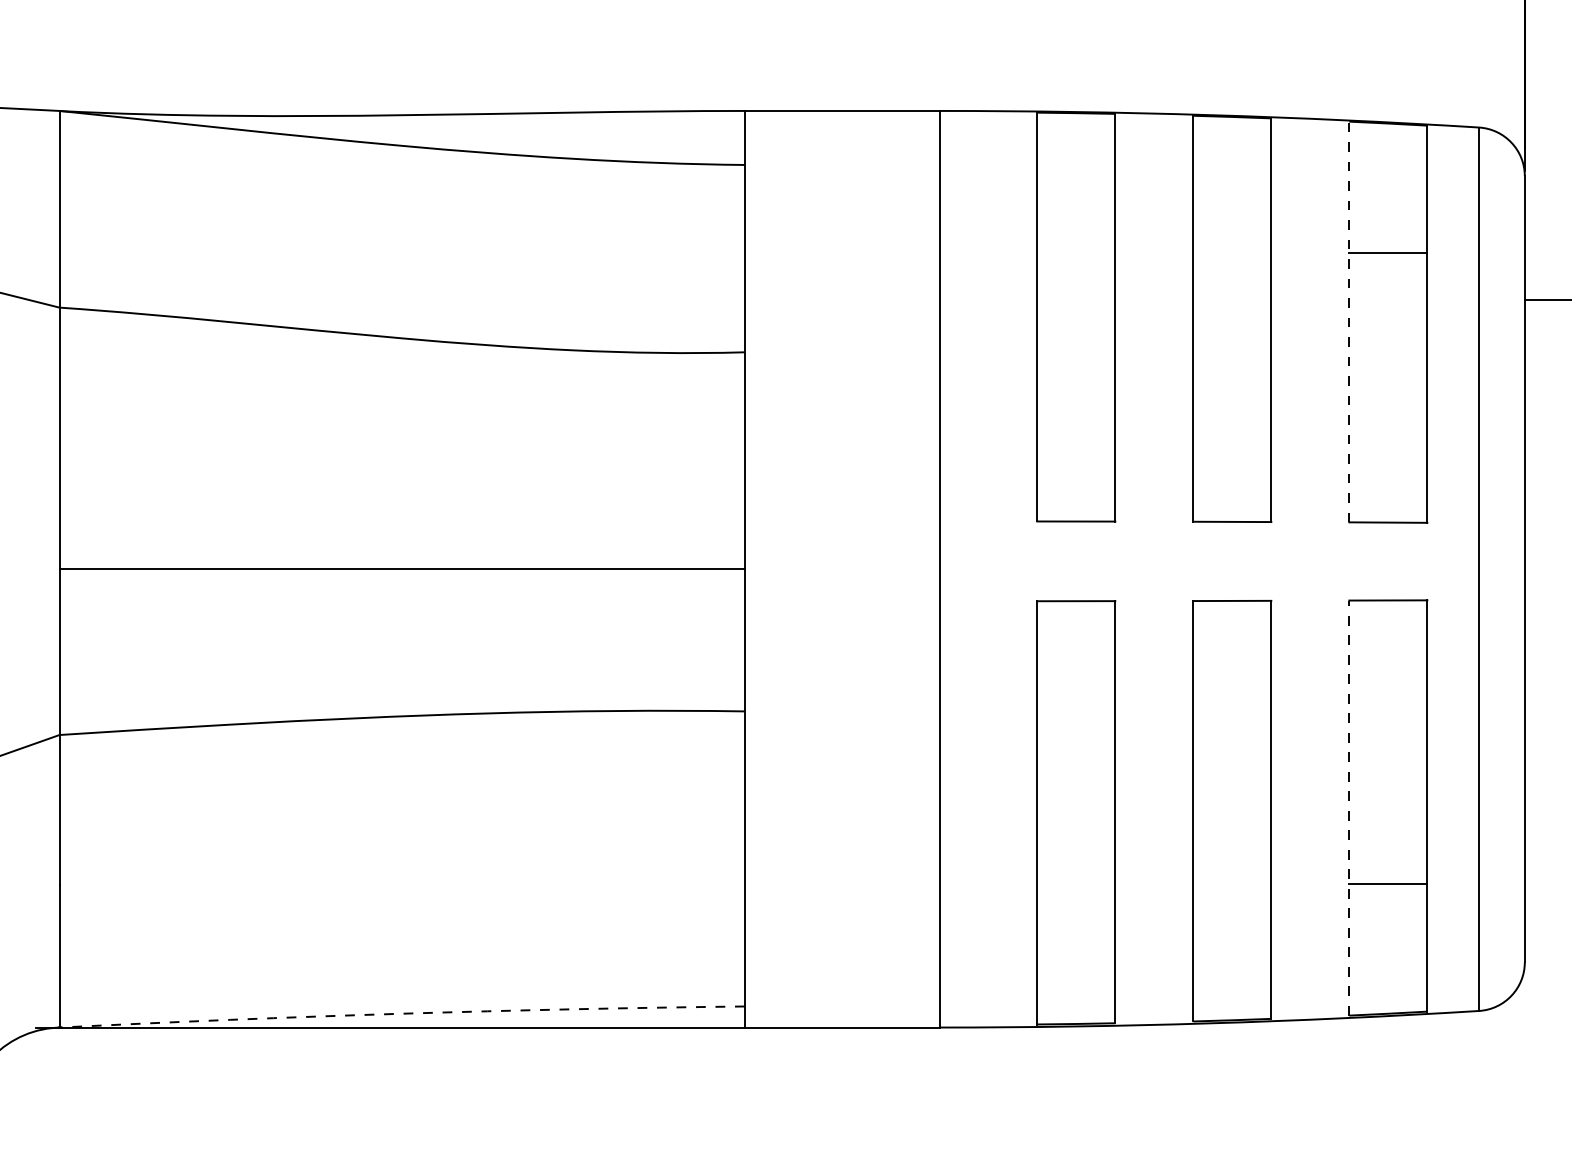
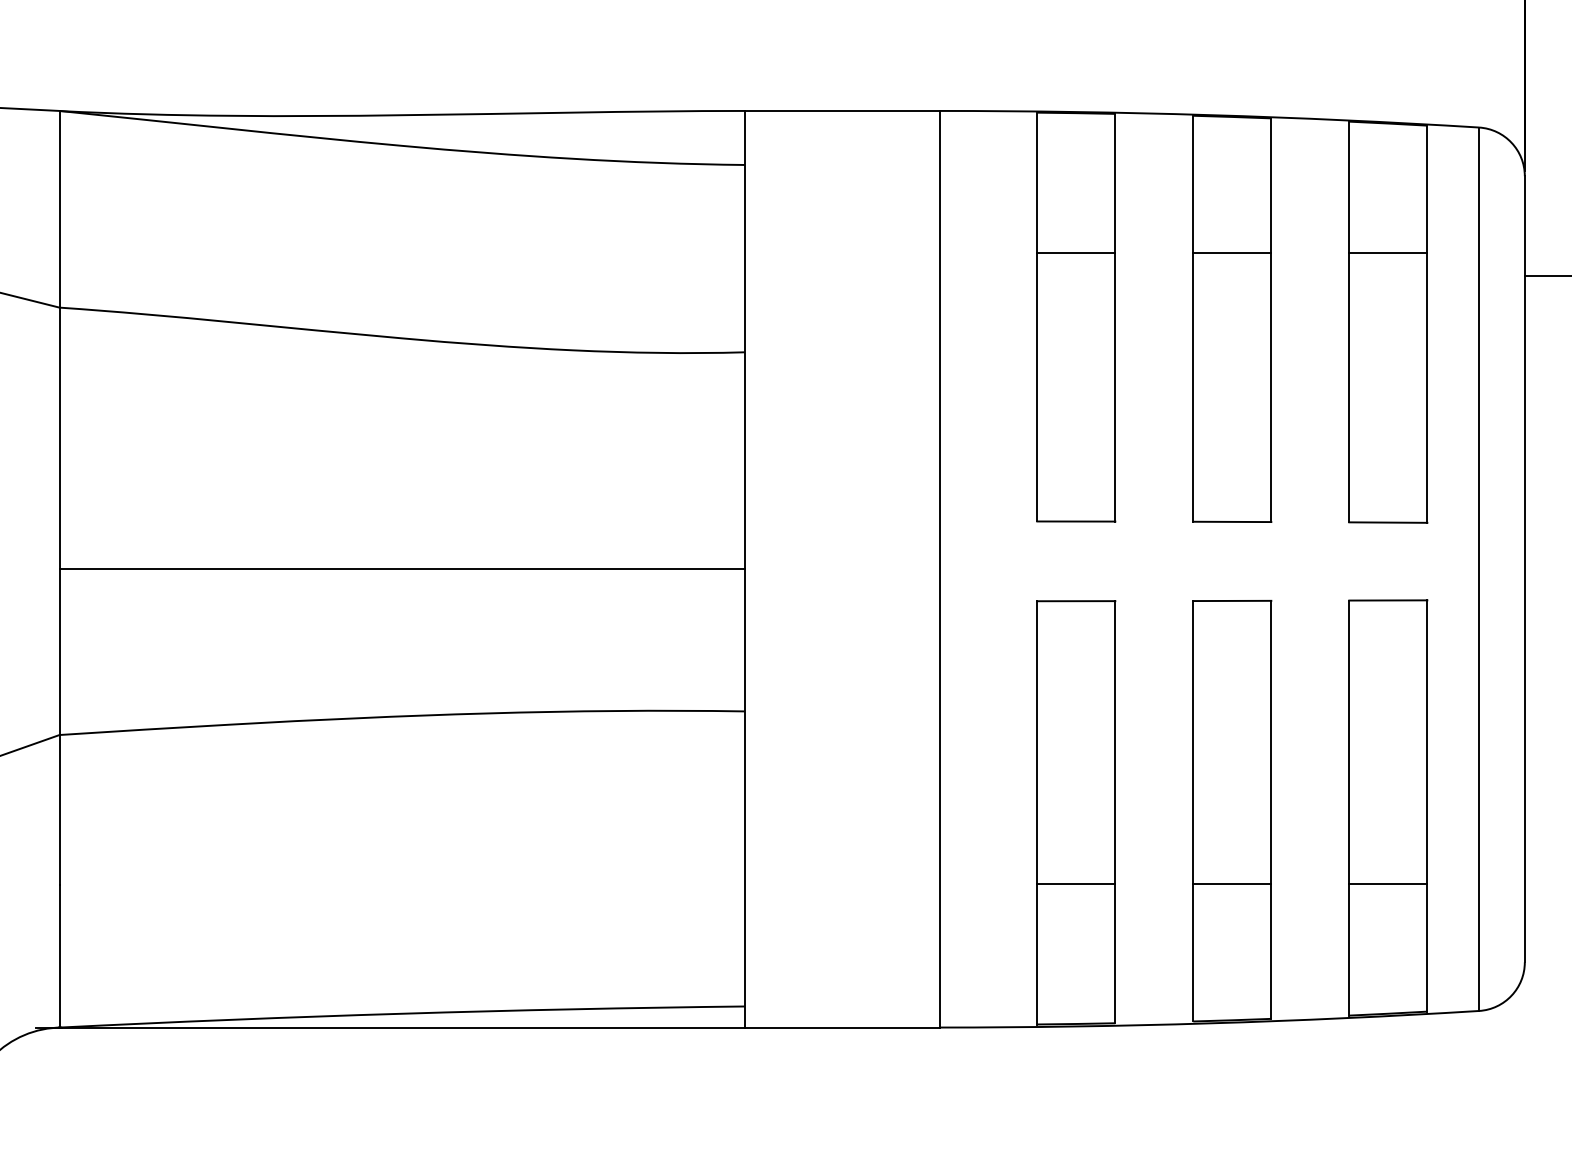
line: none -> present (1076, 253)
line: none -> present (1232, 253)
line position: (1546, 300) -> (1546, 276) (1546, 276)
line: dashed -> solid (1349, 321)
line: dashed -> solid (1349, 807)
line: none -> present (1076, 884)
line: none -> present (1232, 884)
arc: dashed -> solid (402, 1013)
